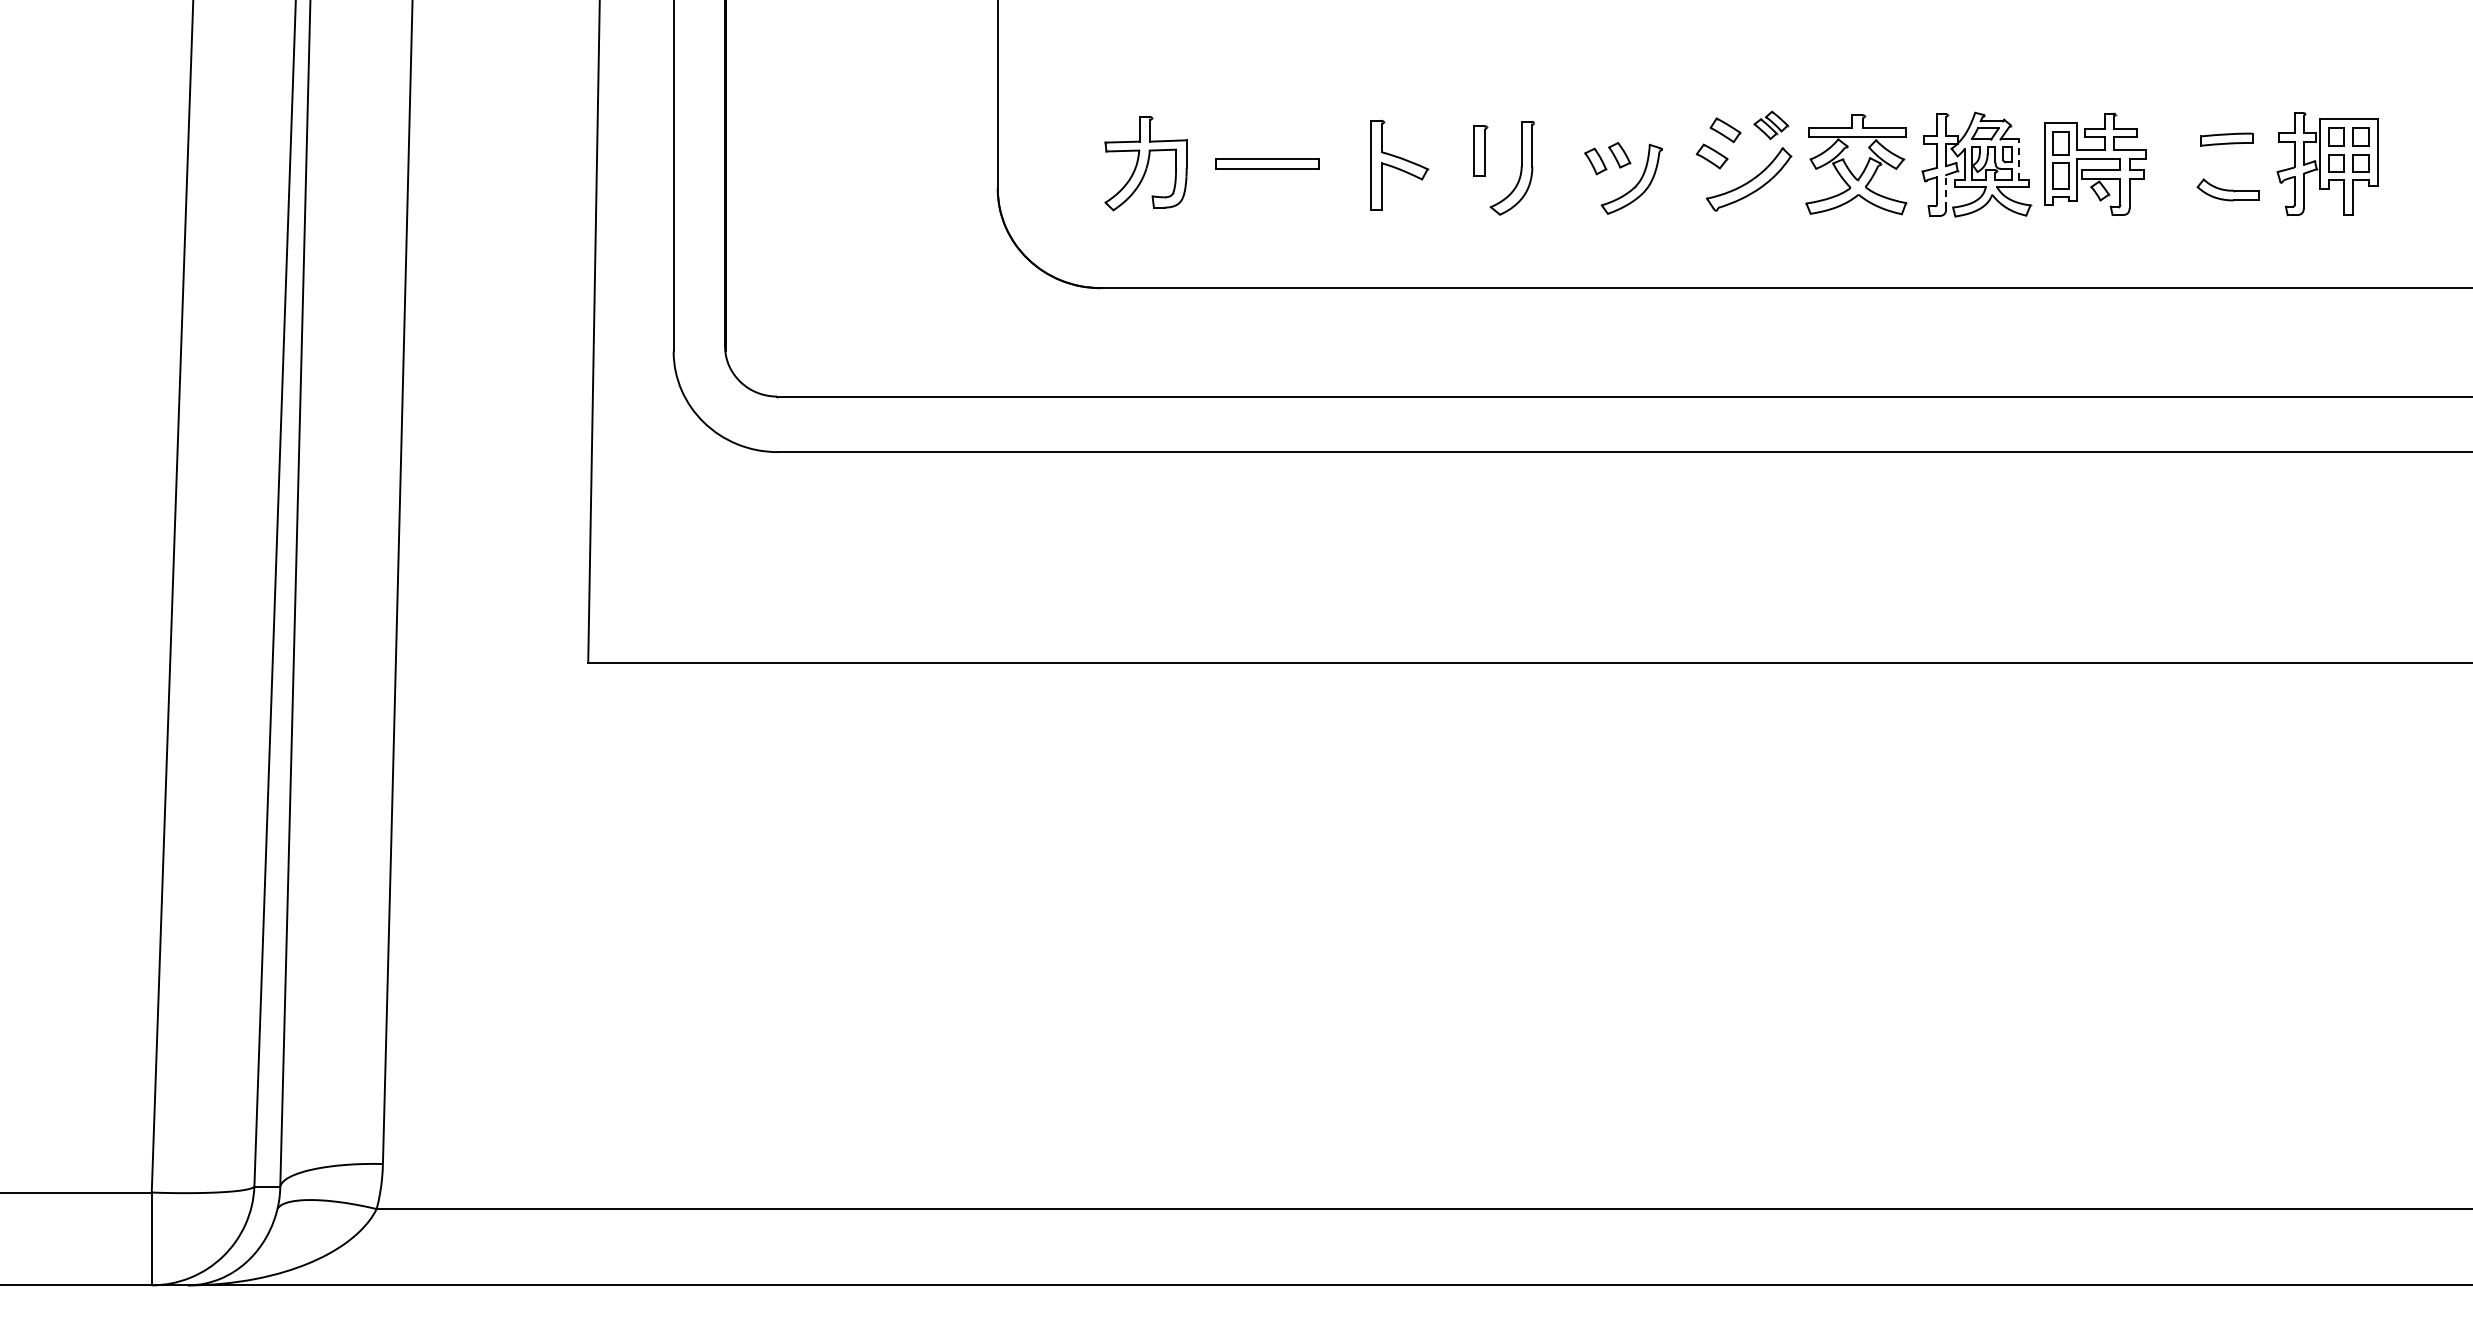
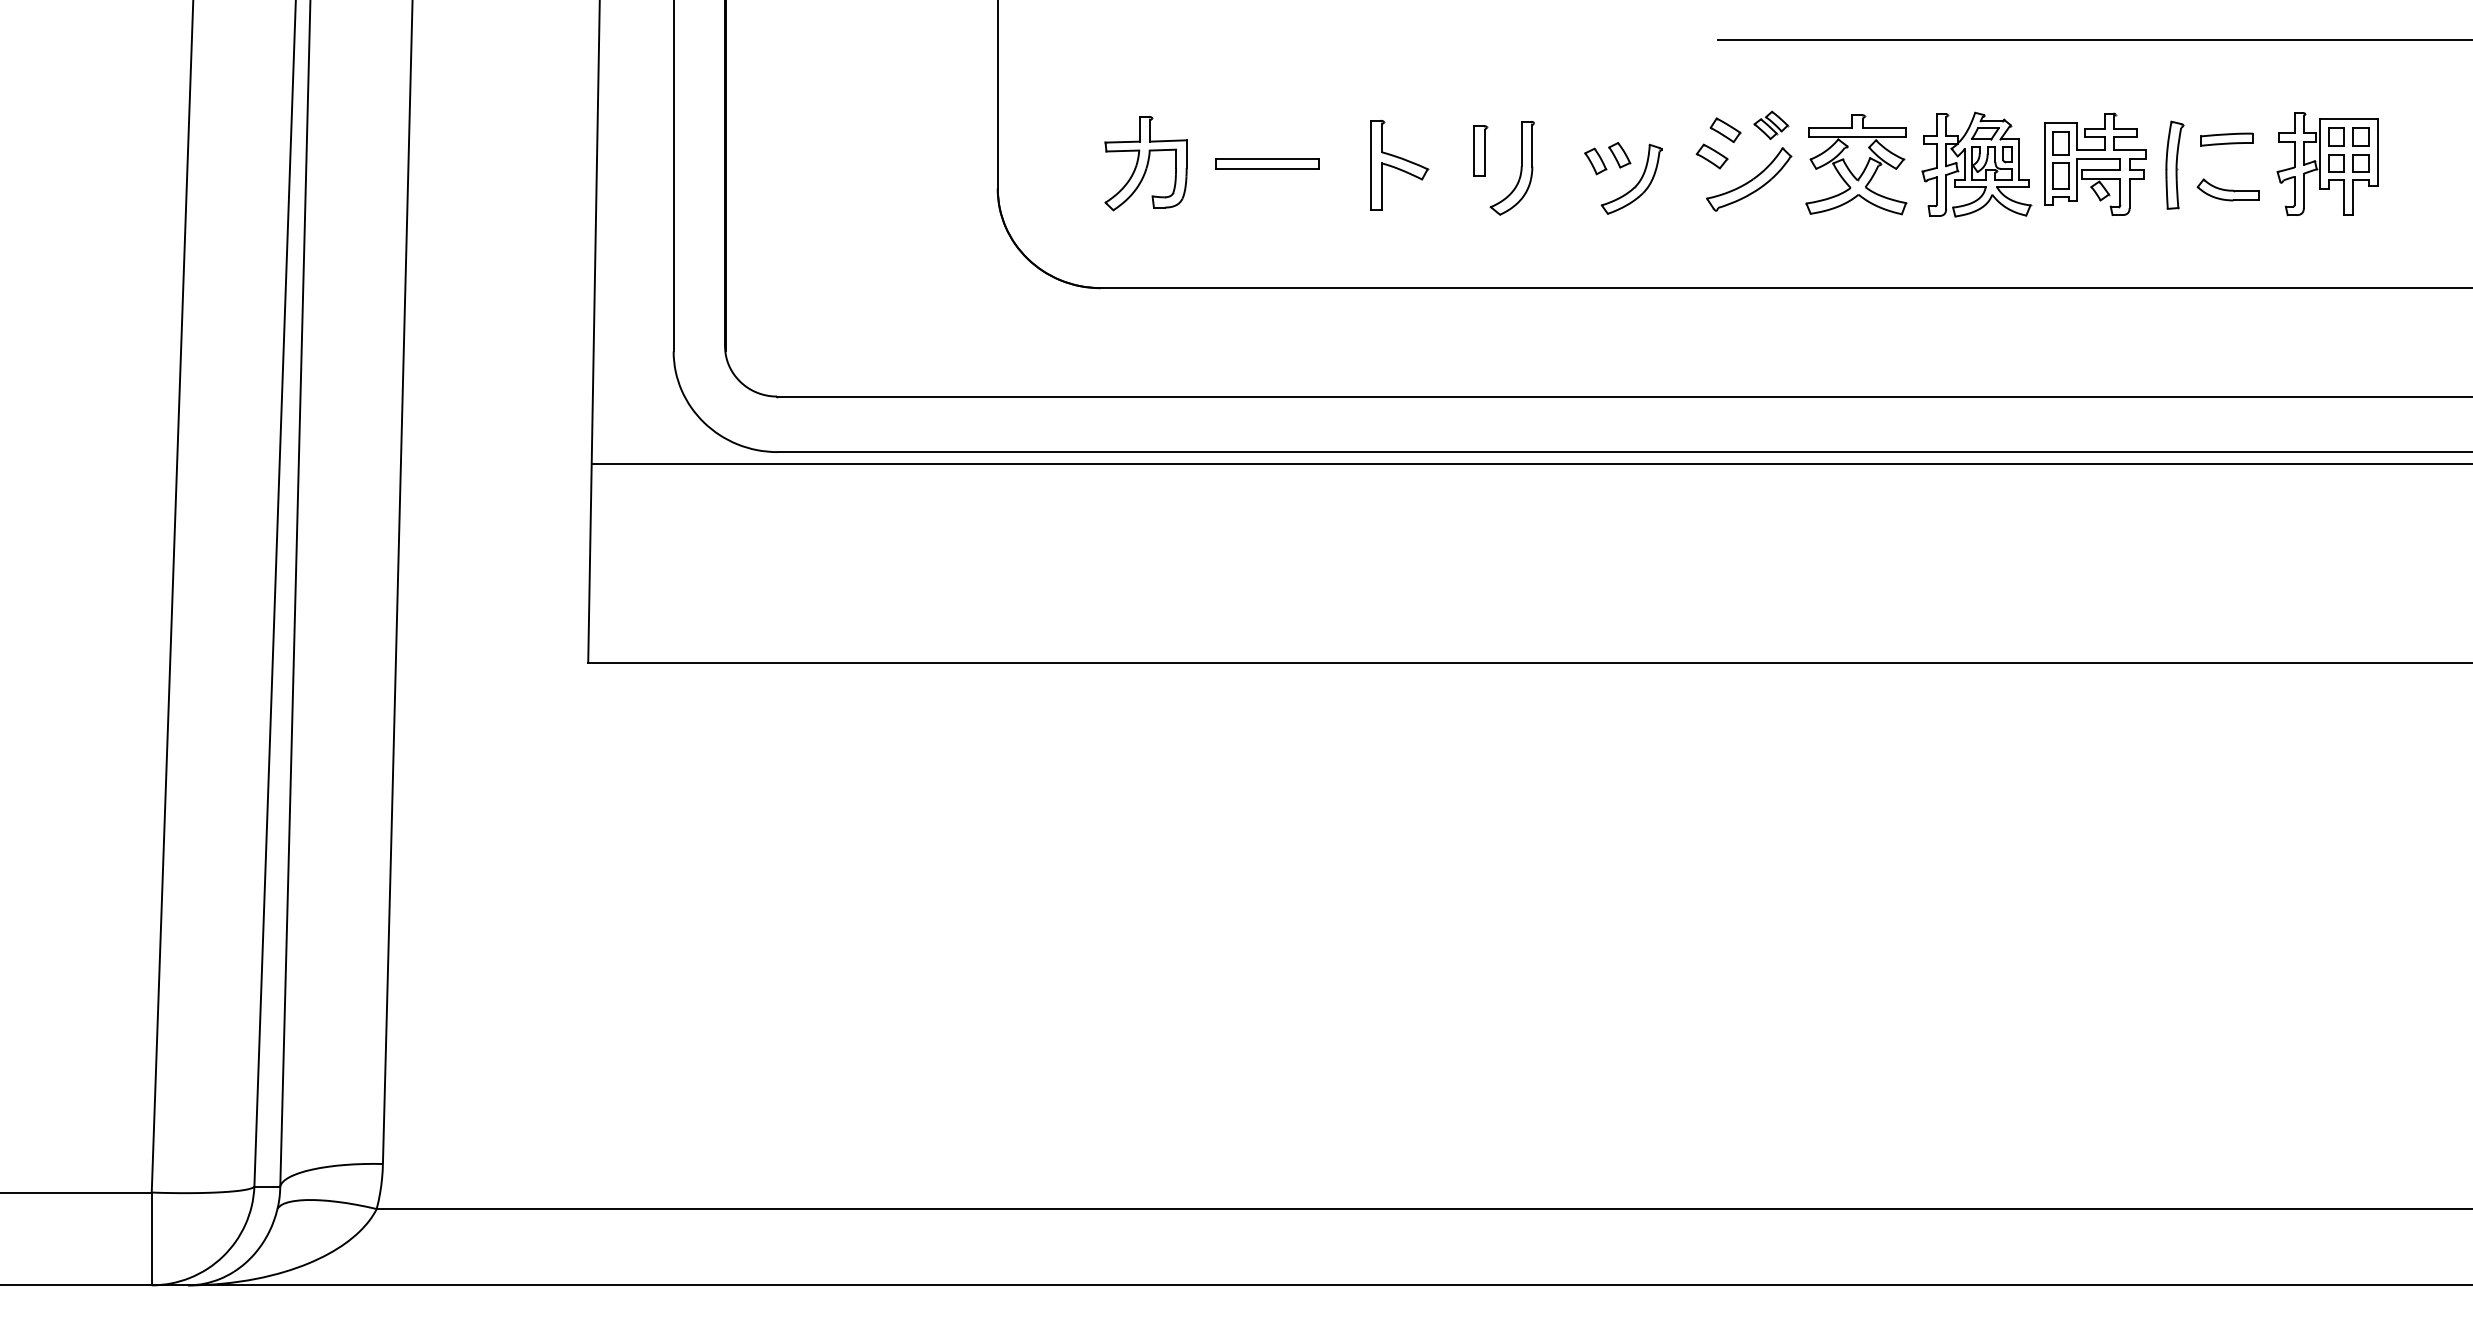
line: none -> present (2093, 39)
line: dashed -> solid (2019, 159)
part: none -> present (2174, 164)
line: dashed -> solid (1946, 192)
line: none -> present (1530, 464)
